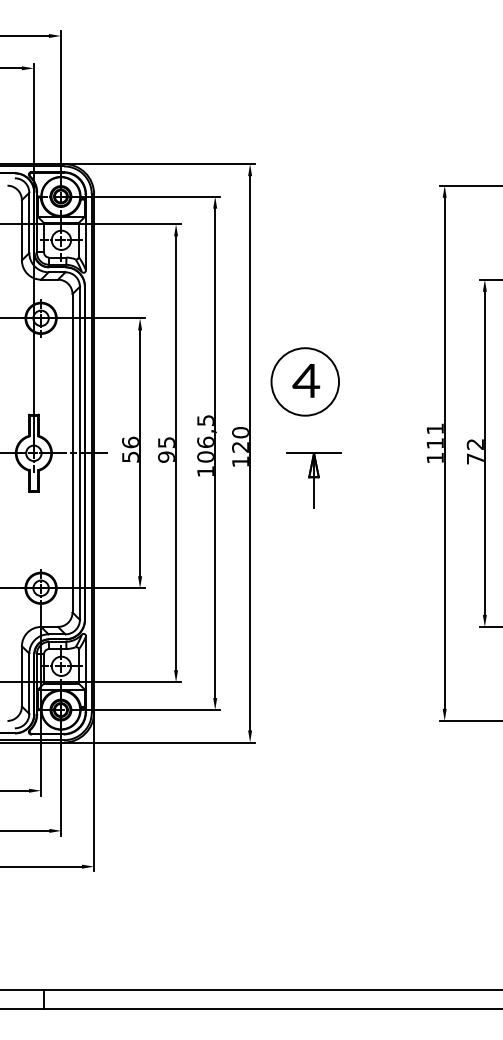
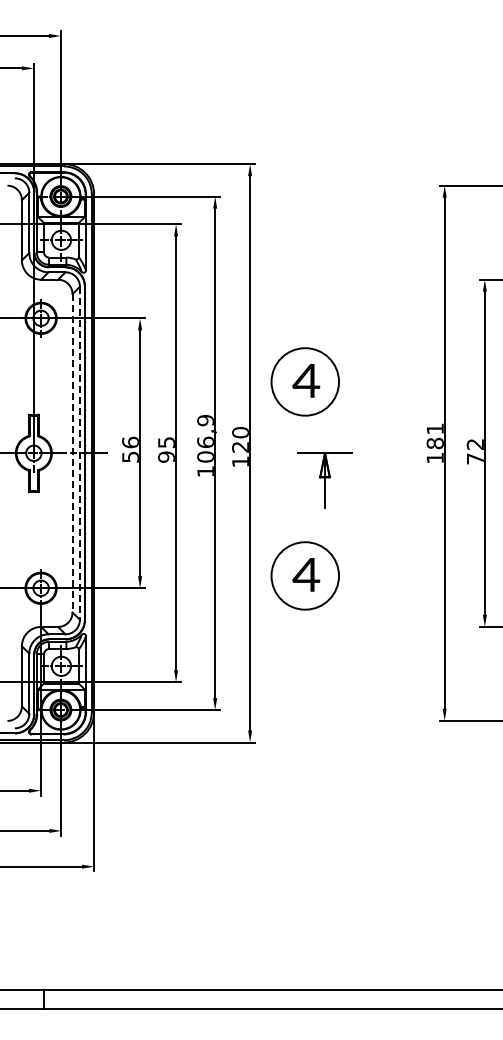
text: 106,5 -> 106,9 (205, 420)
text: 111 -> 181 (434, 443)
line: solid -> dashed (72, 453)
line: solid -> dashed (79, 453)
part position: (313, 480) -> (324, 480) (324, 480)
part: none -> present (304, 575)
